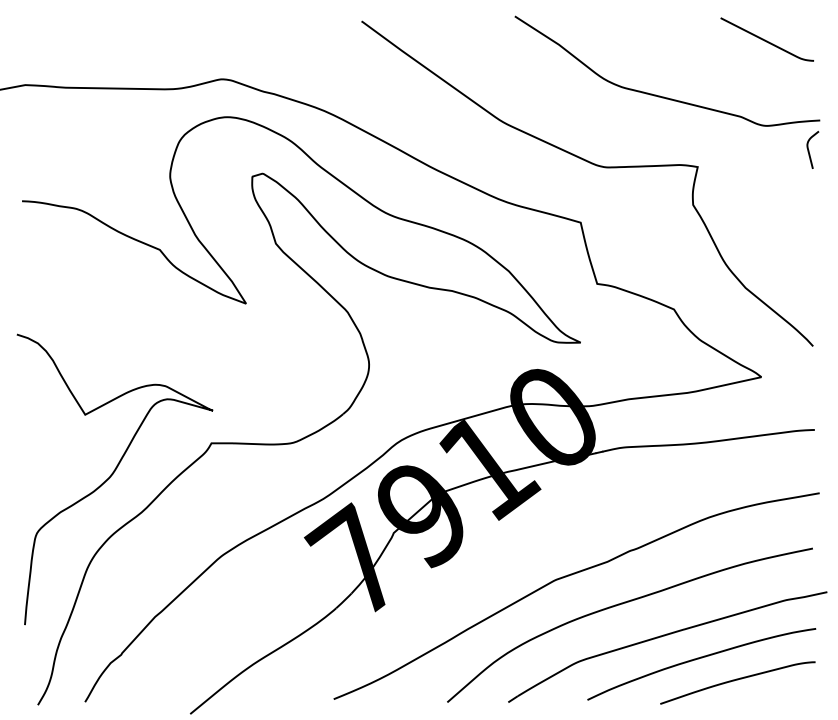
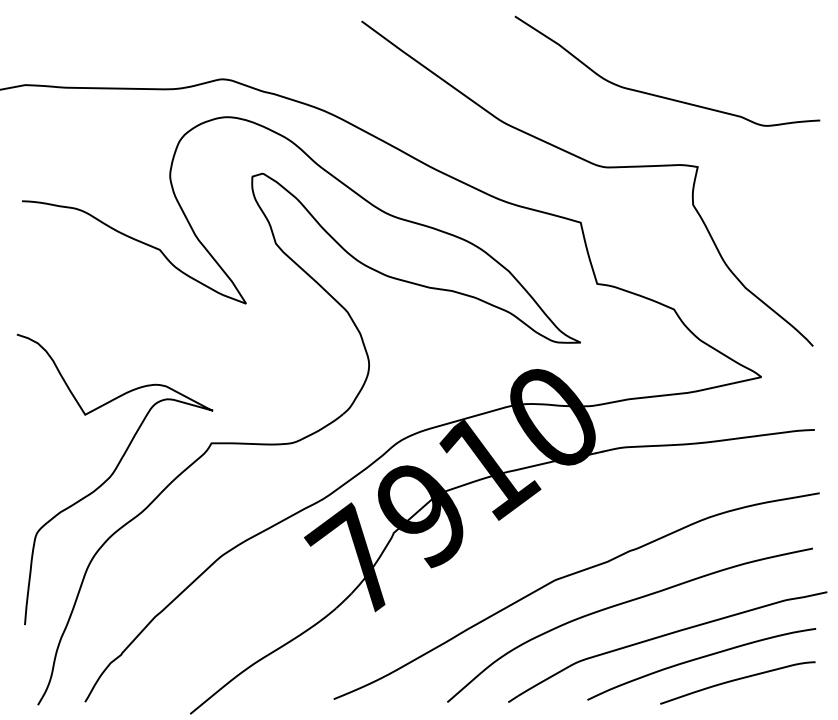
curve: present -> none (765, 39)
curve: present -> none (809, 150)
